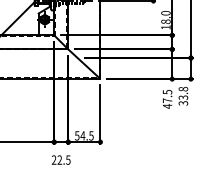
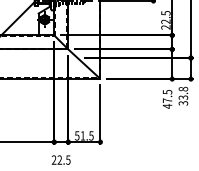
text: 18.0 -> 22.5 (165, 20)
text: 54.5 -> 51.5 (82, 135)
